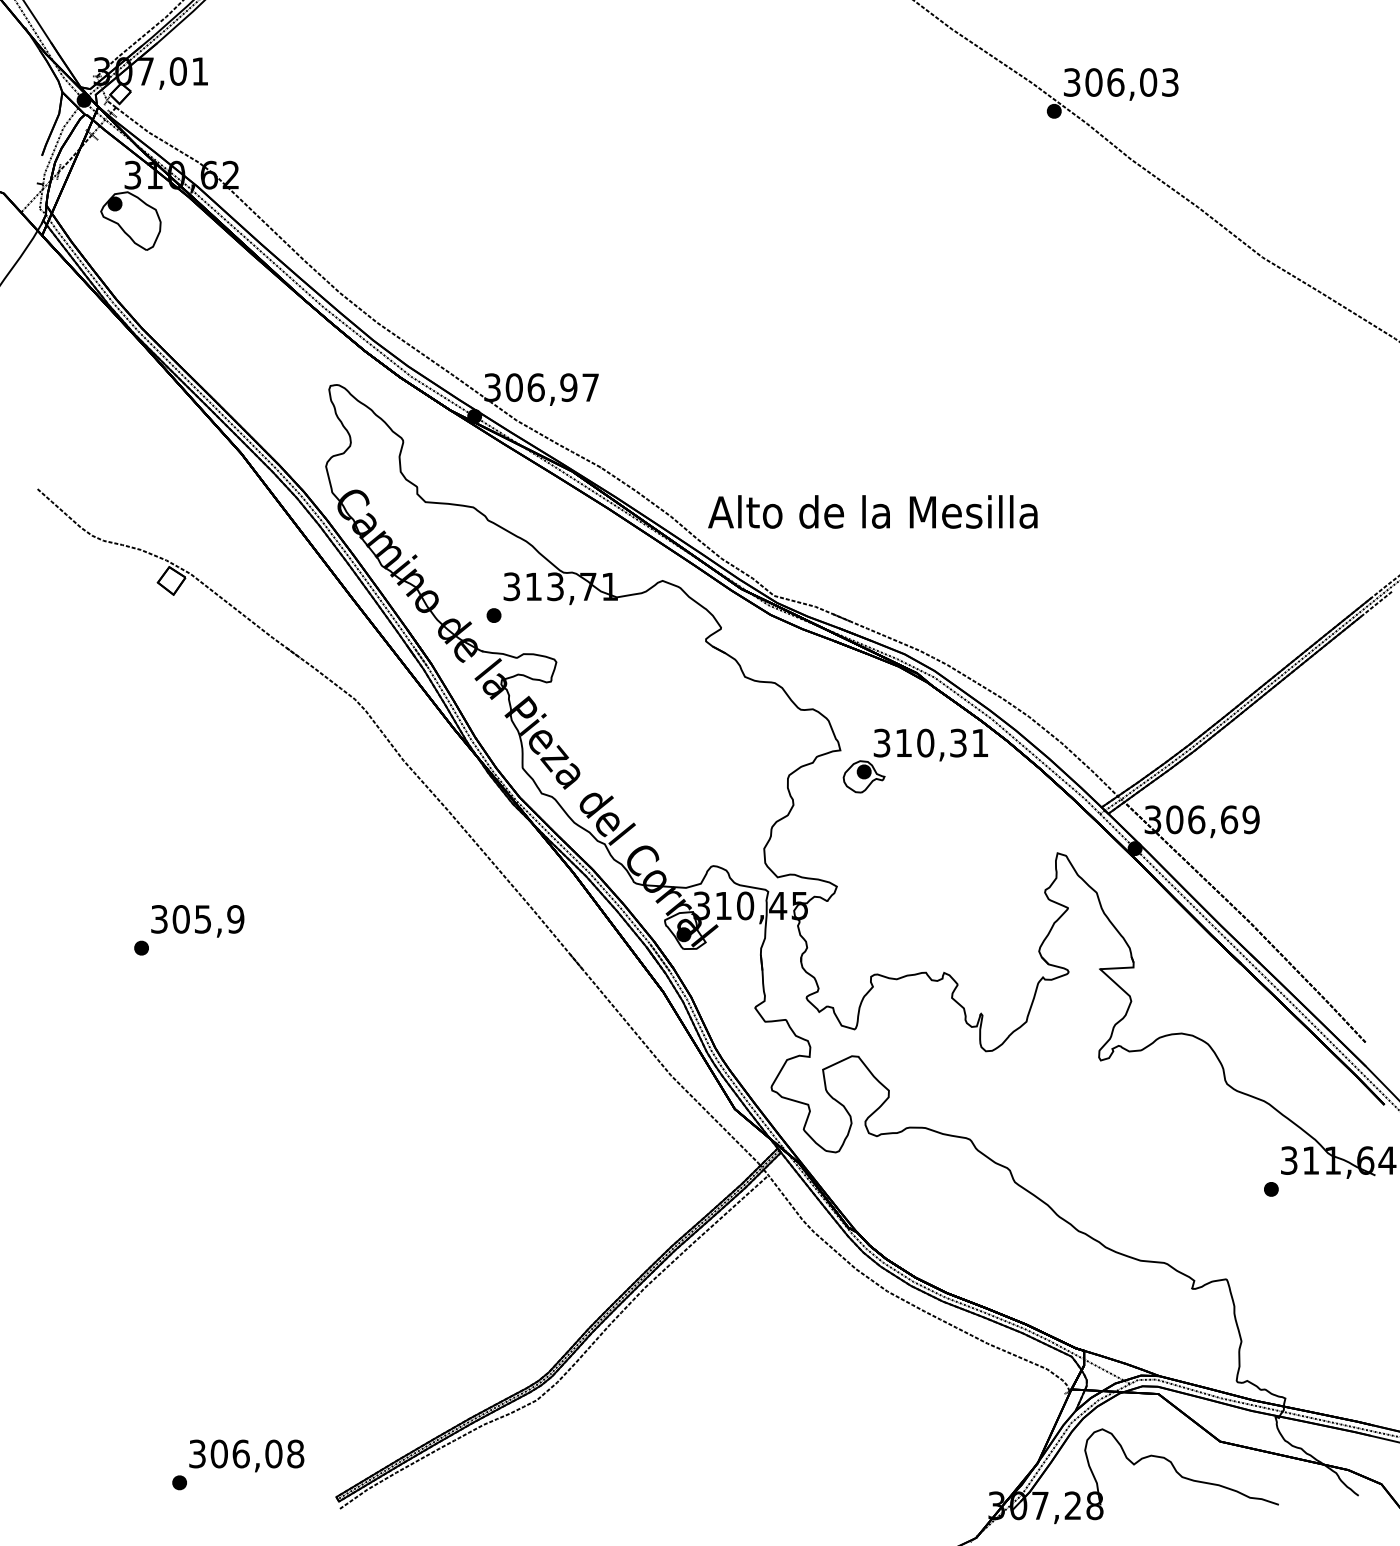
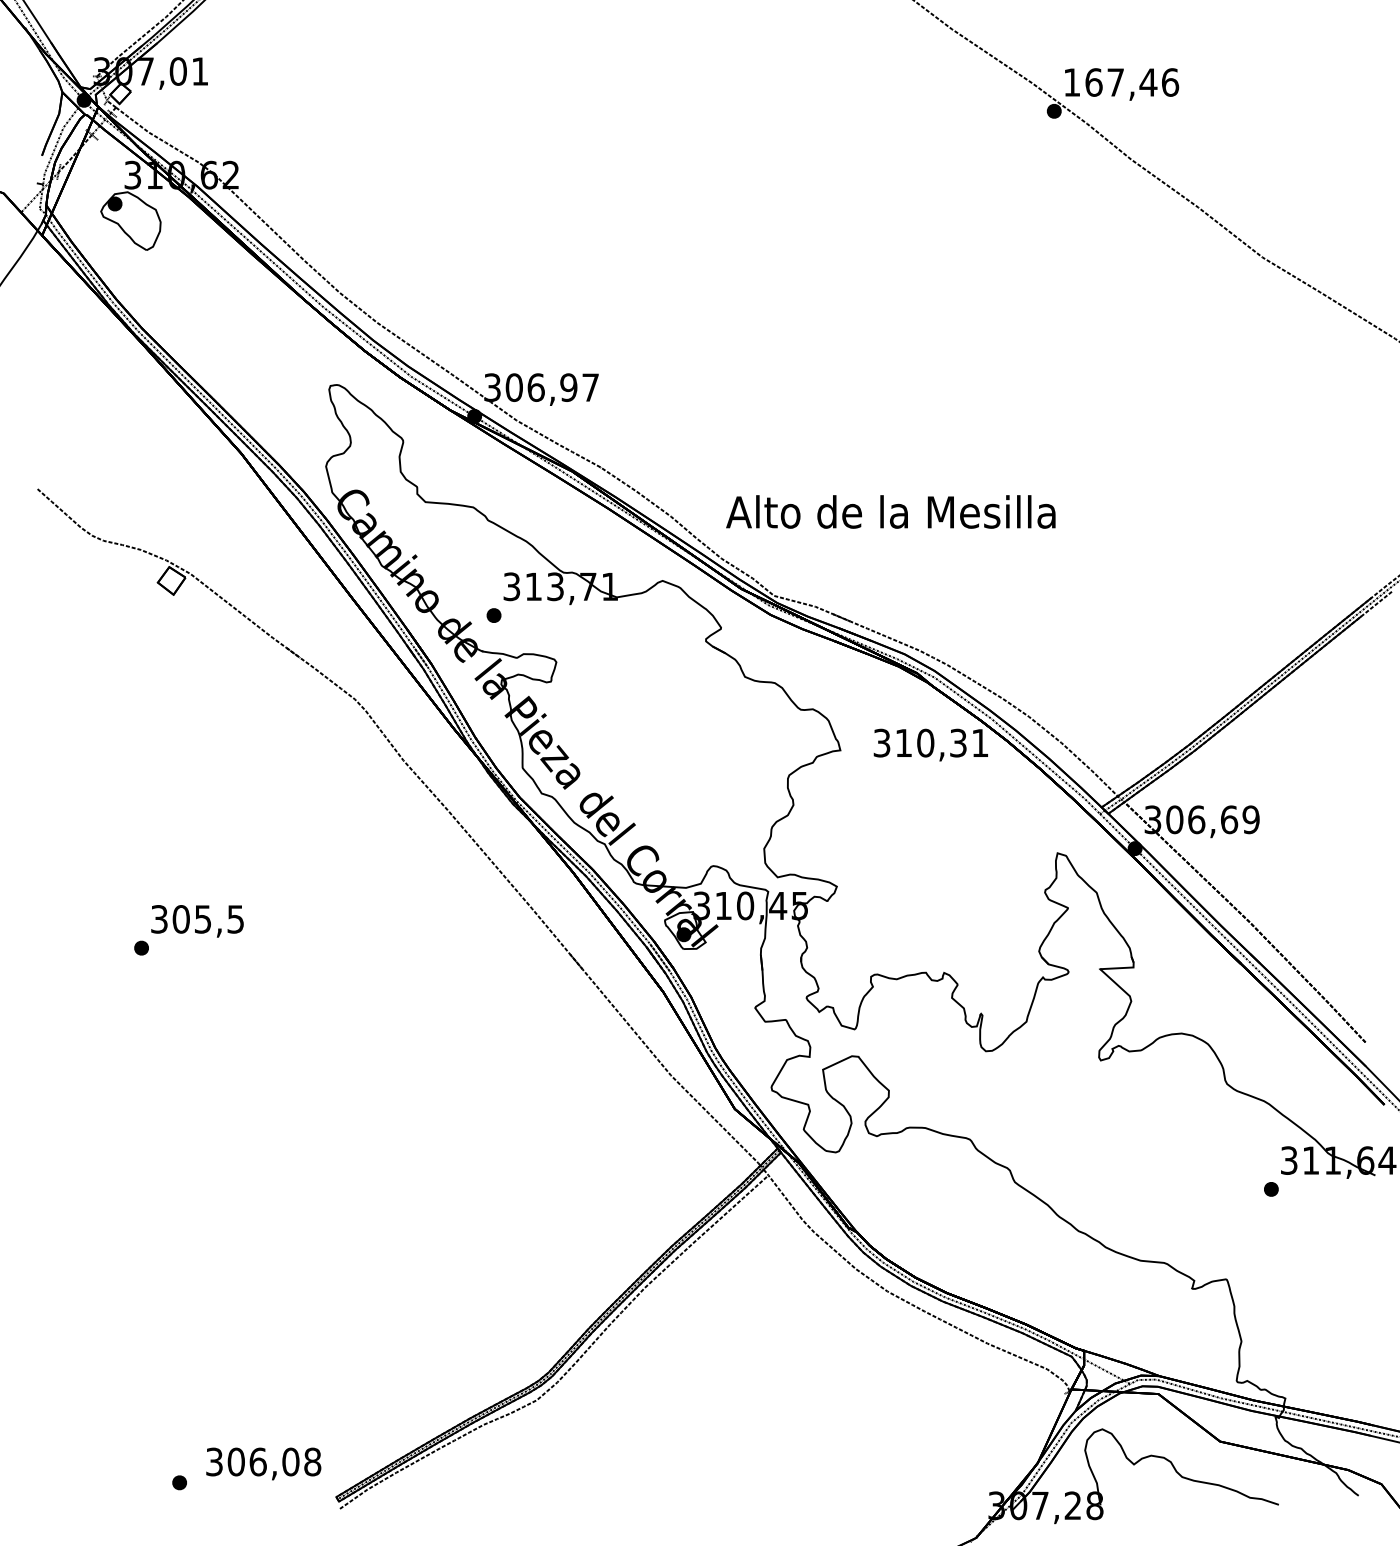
text: 306,03 -> 167,46 (1121, 82)
text position: (872, 511) -> (890, 511) (890, 511)
part: present -> none (863, 776)
text: 305,9 -> 305,5 (235, 919)
text position: (246, 1455) -> (263, 1463) (263, 1463)
